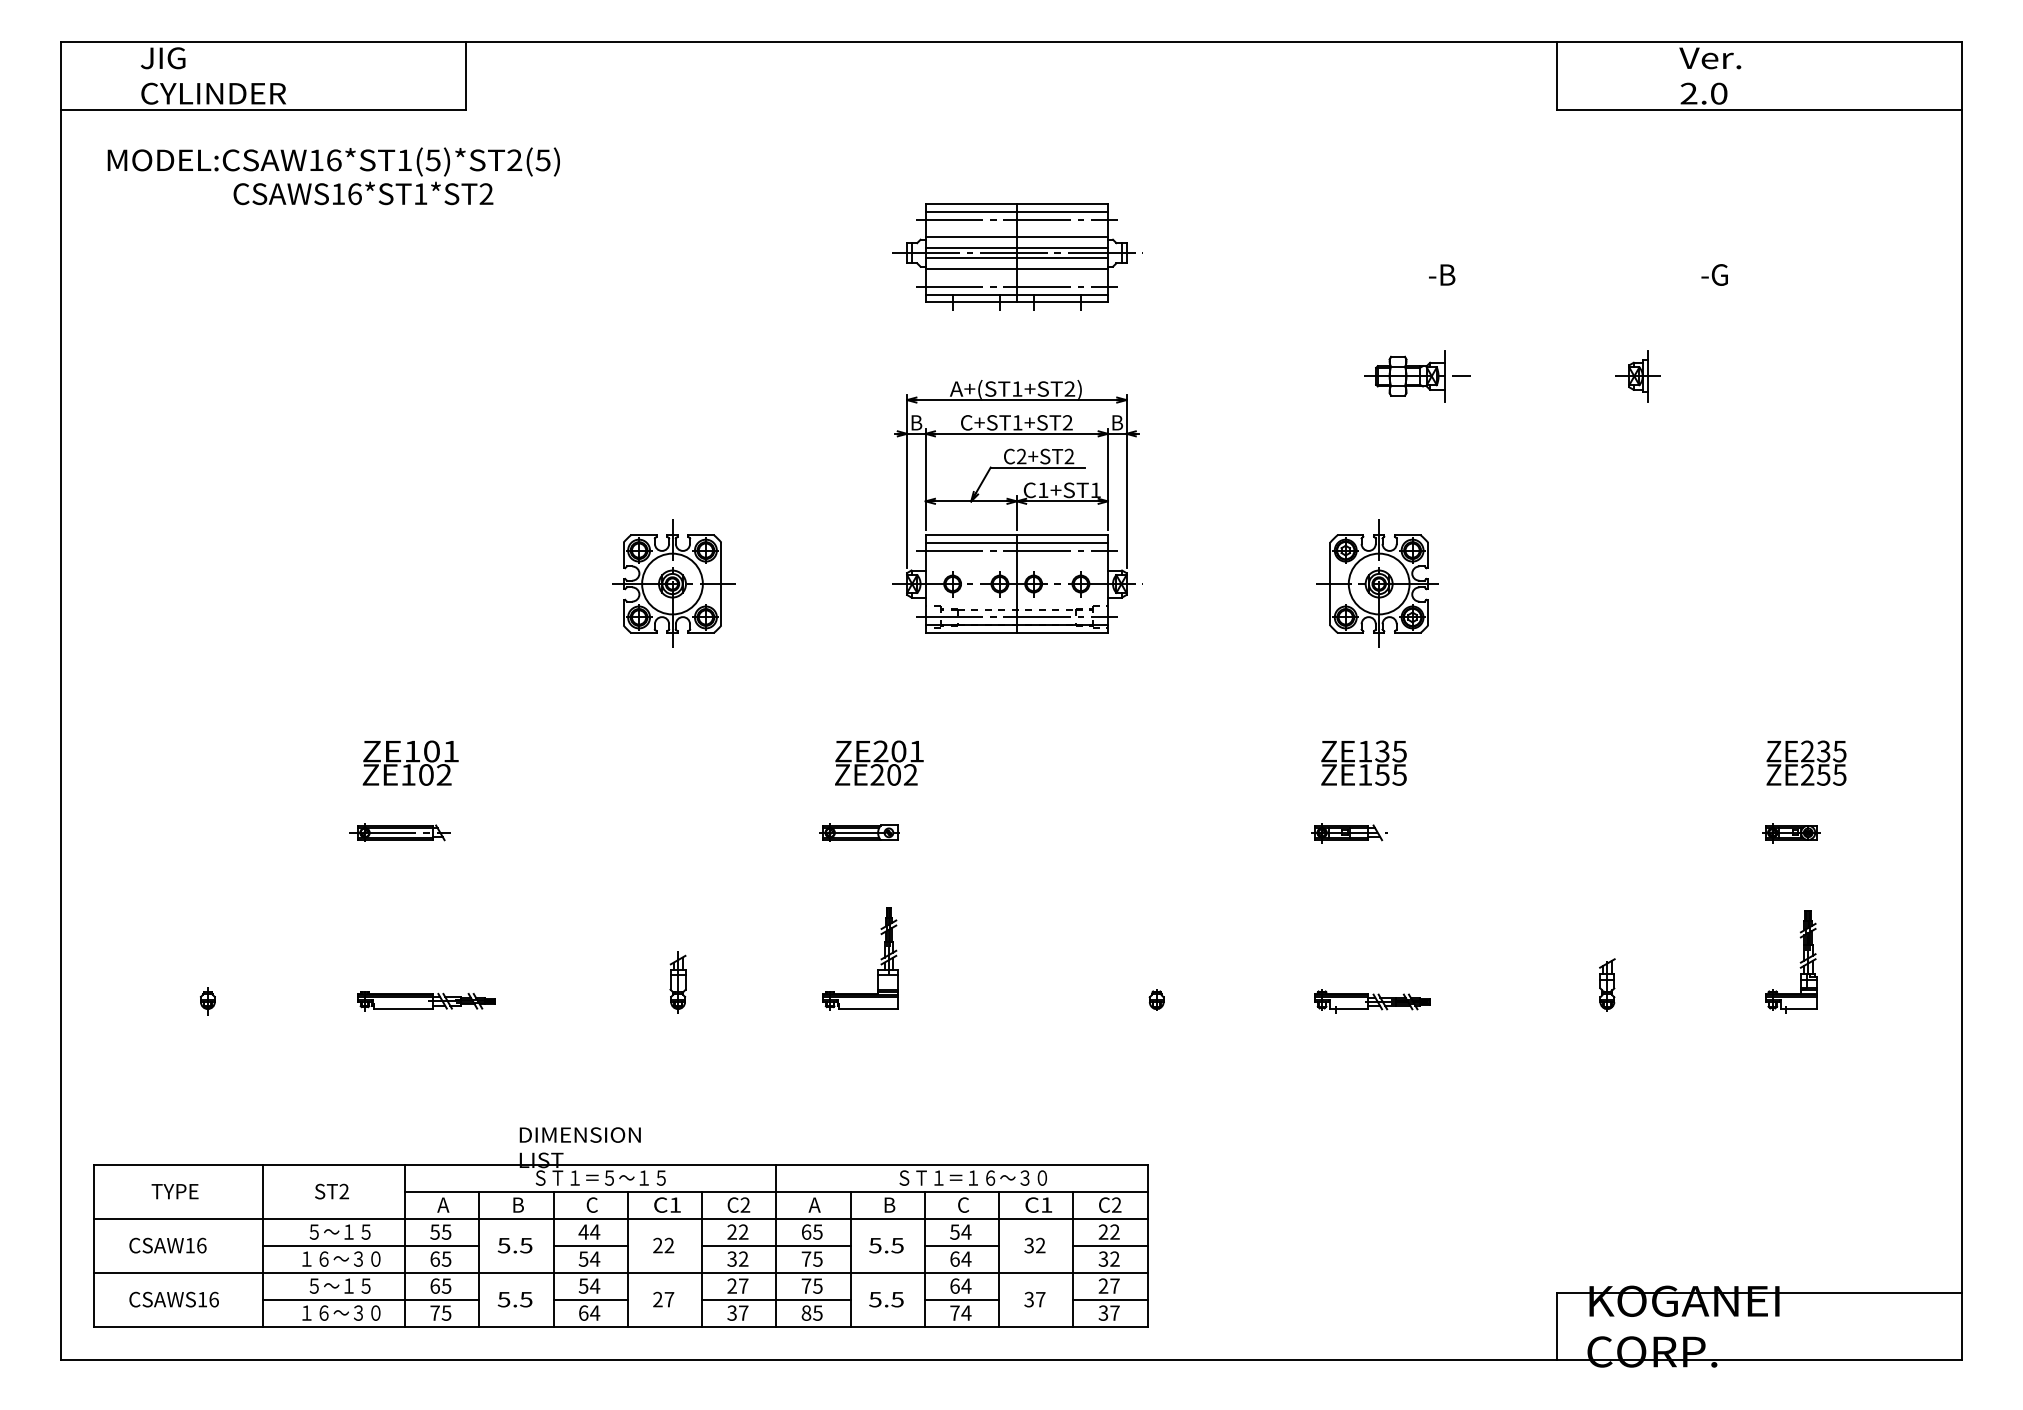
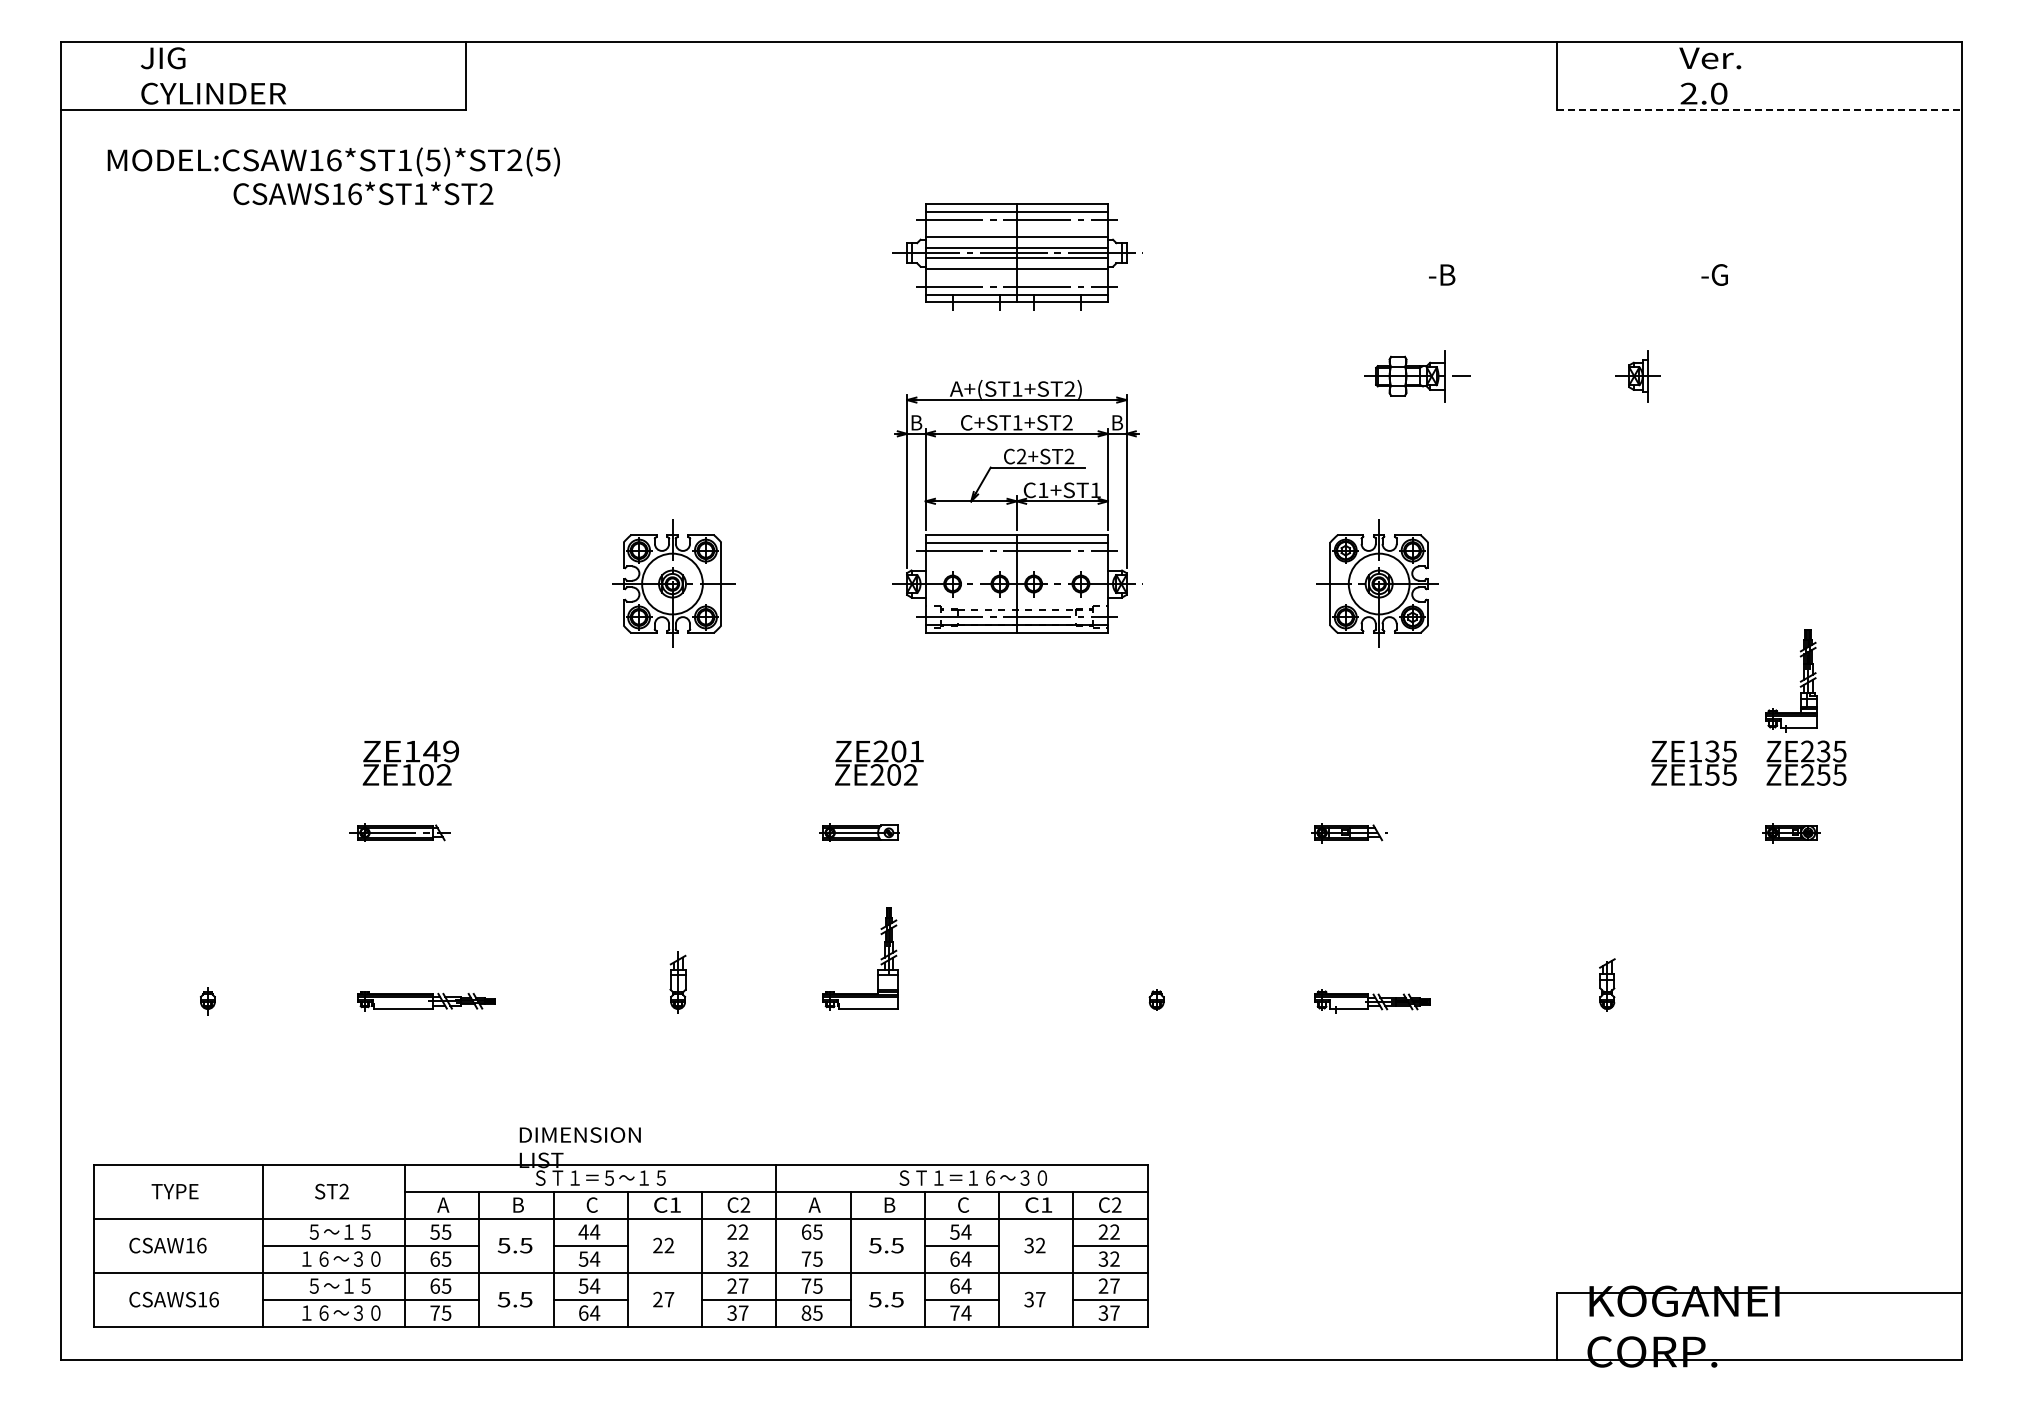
line: solid -> dashed (1759, 109)
text: ZE101 -> ZE149 (440, 751)
text position: (1363, 762) -> (1693, 762) (1693, 762)
part position: (1799, 962) -> (1799, 681) (1799, 681)
line: present -> none (776, 1245)
